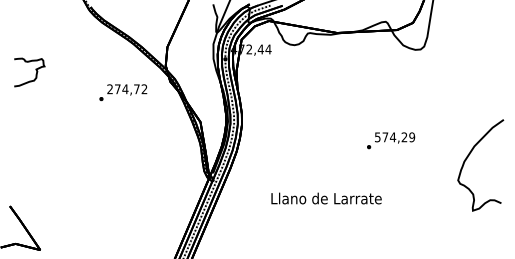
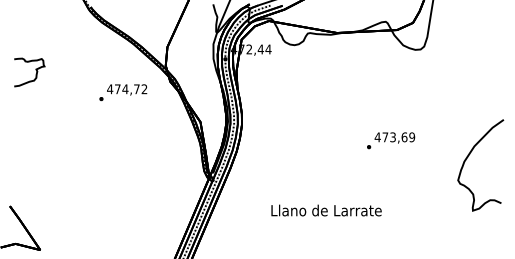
text: 274,72 -> 474,72 (110, 89)
text: 574,29 -> 473,69 (390, 137)
text position: (326, 198) -> (326, 210) (326, 210)
